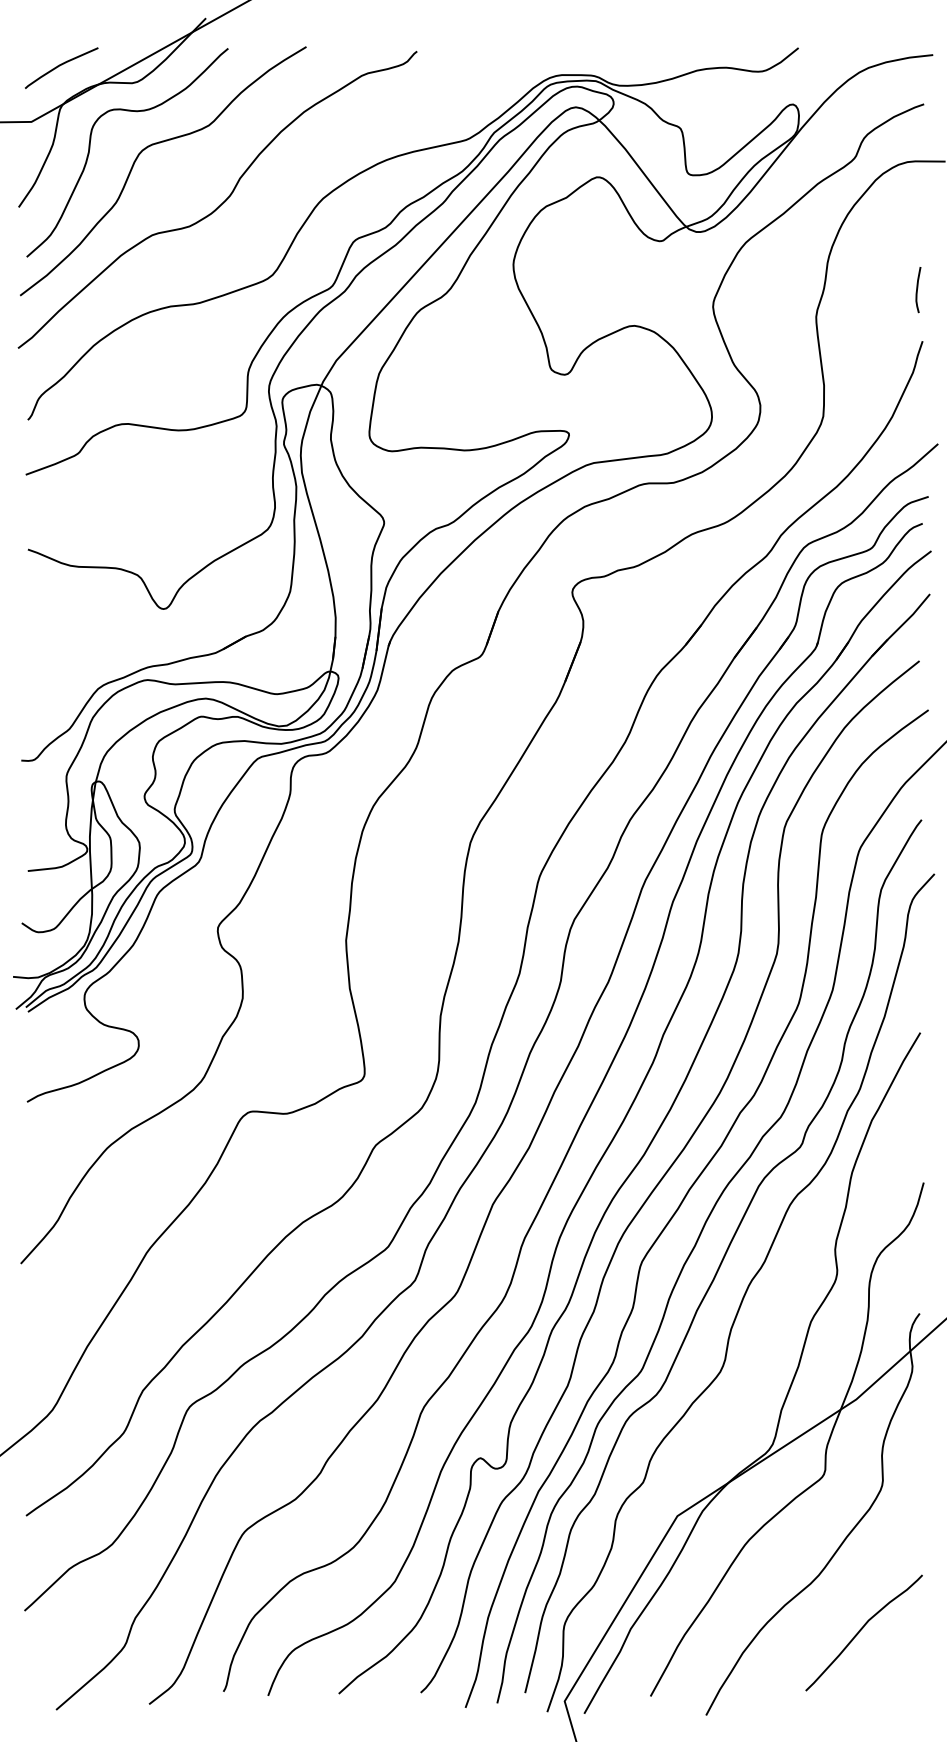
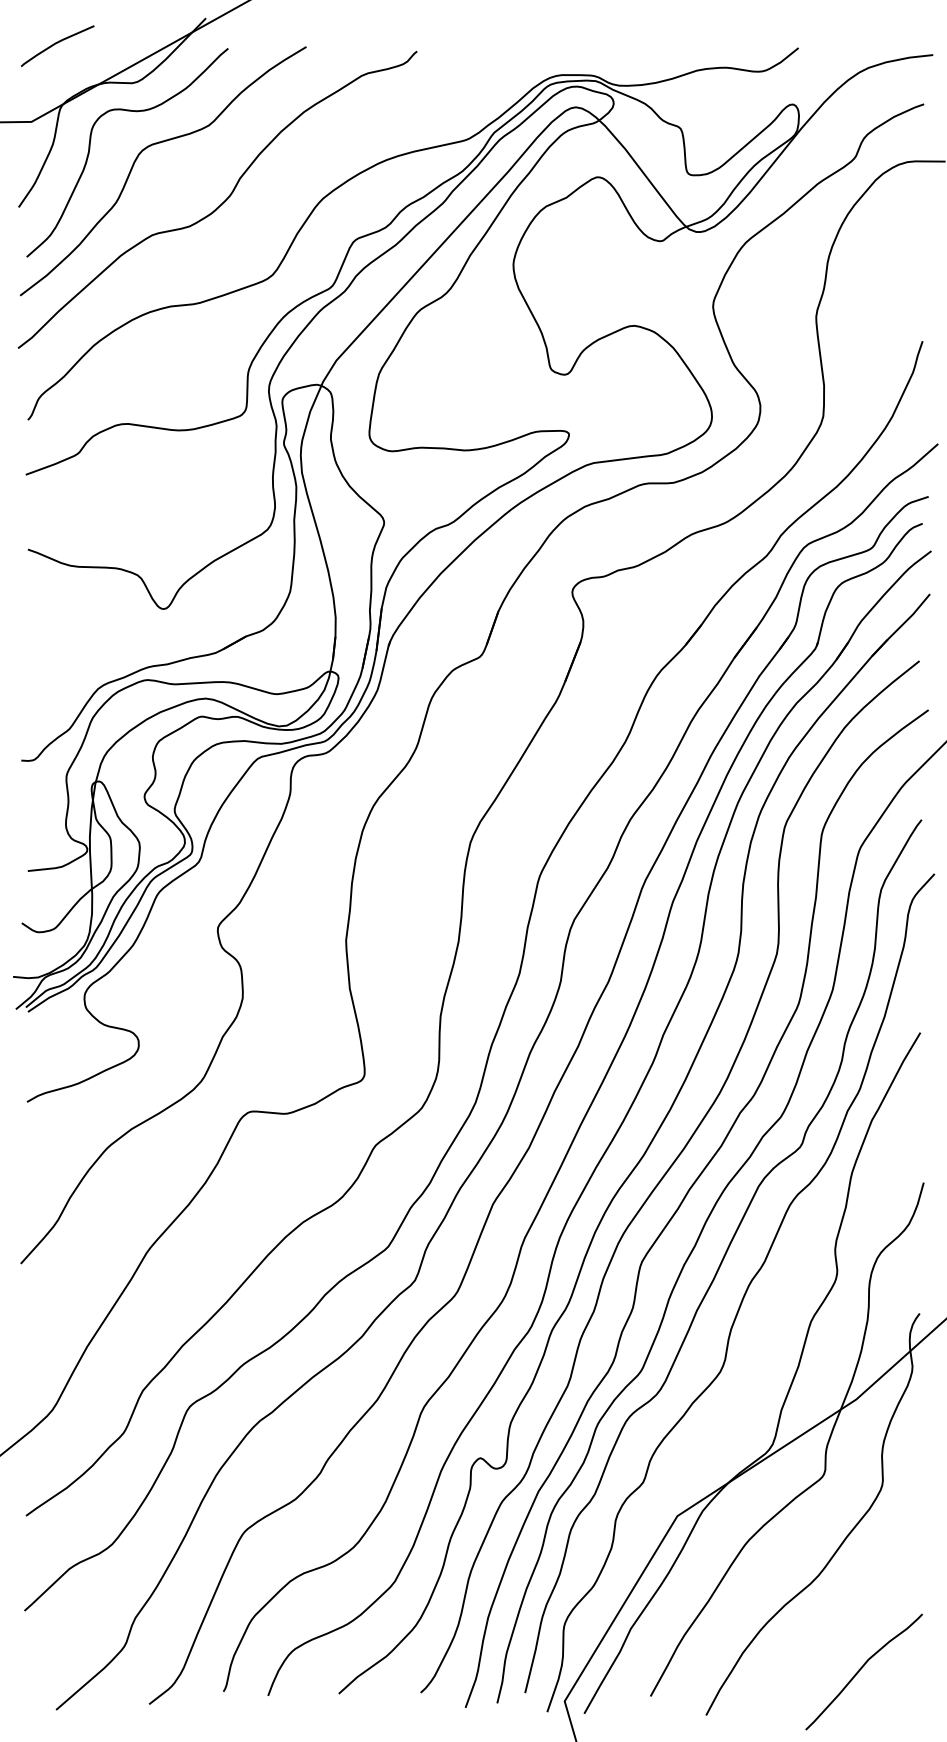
curve position: (60, 66) -> (56, 44) (56, 44)
curve: present -> none (917, 290)
curve position: (861, 1630) -> (861, 1669) (861, 1669)
